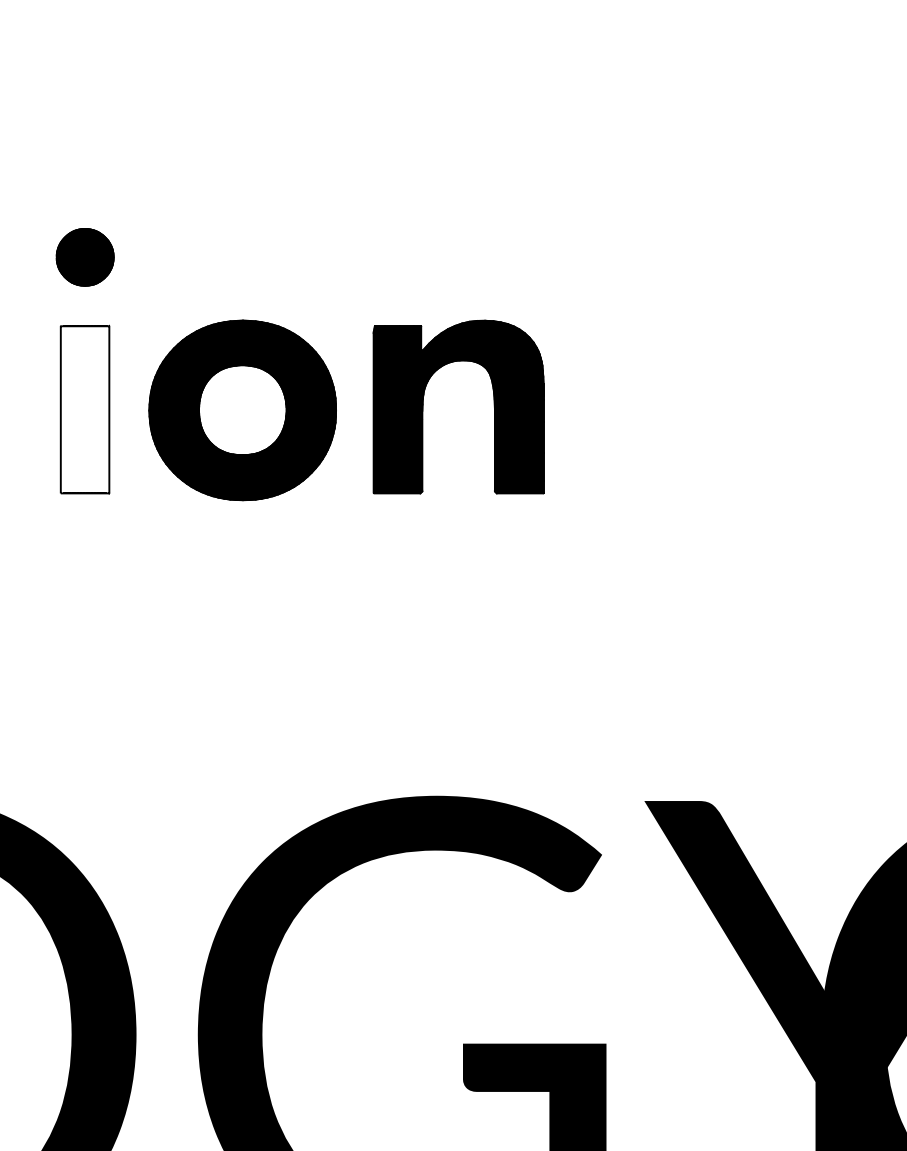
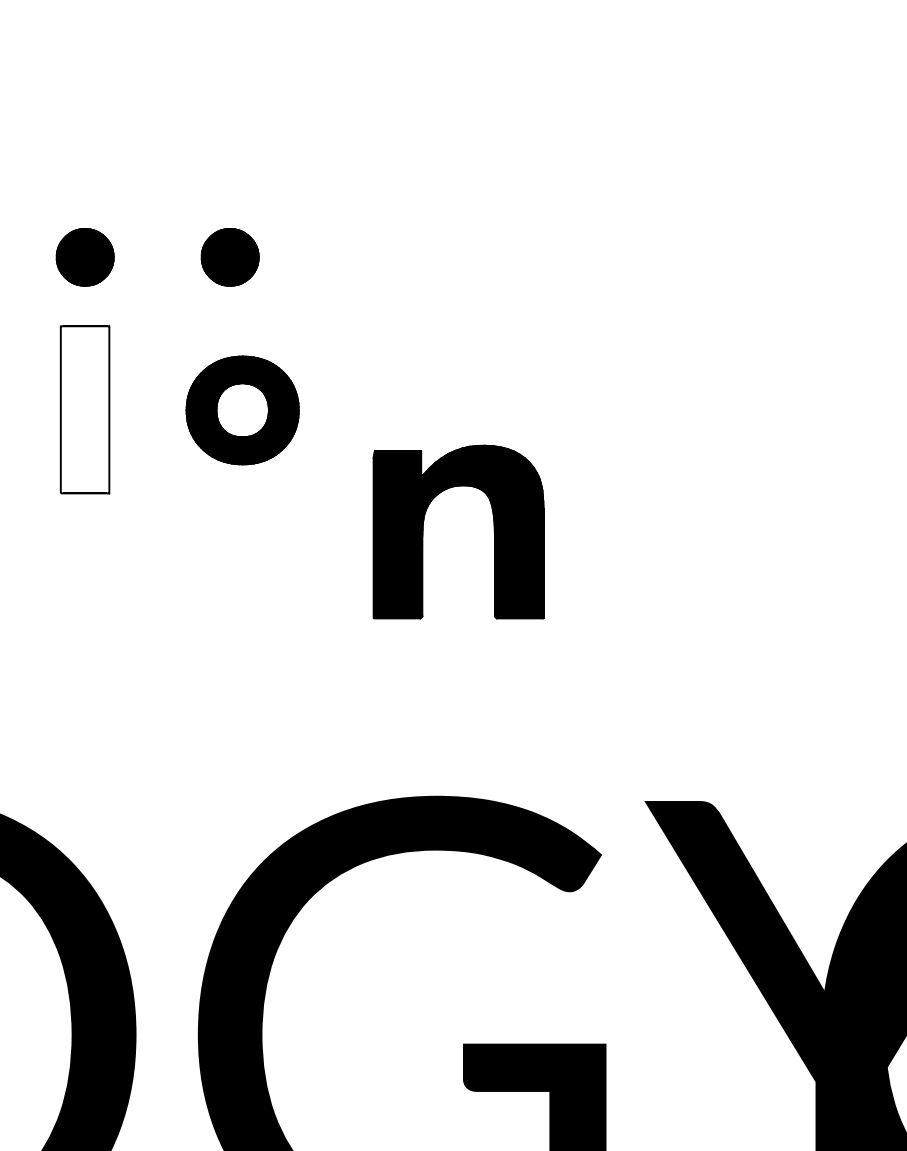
part: none -> present (229, 257)
part position: (423, 406) -> (423, 531) (423, 531)
part size: 189x183 px -> 115x111 px (242, 410)
